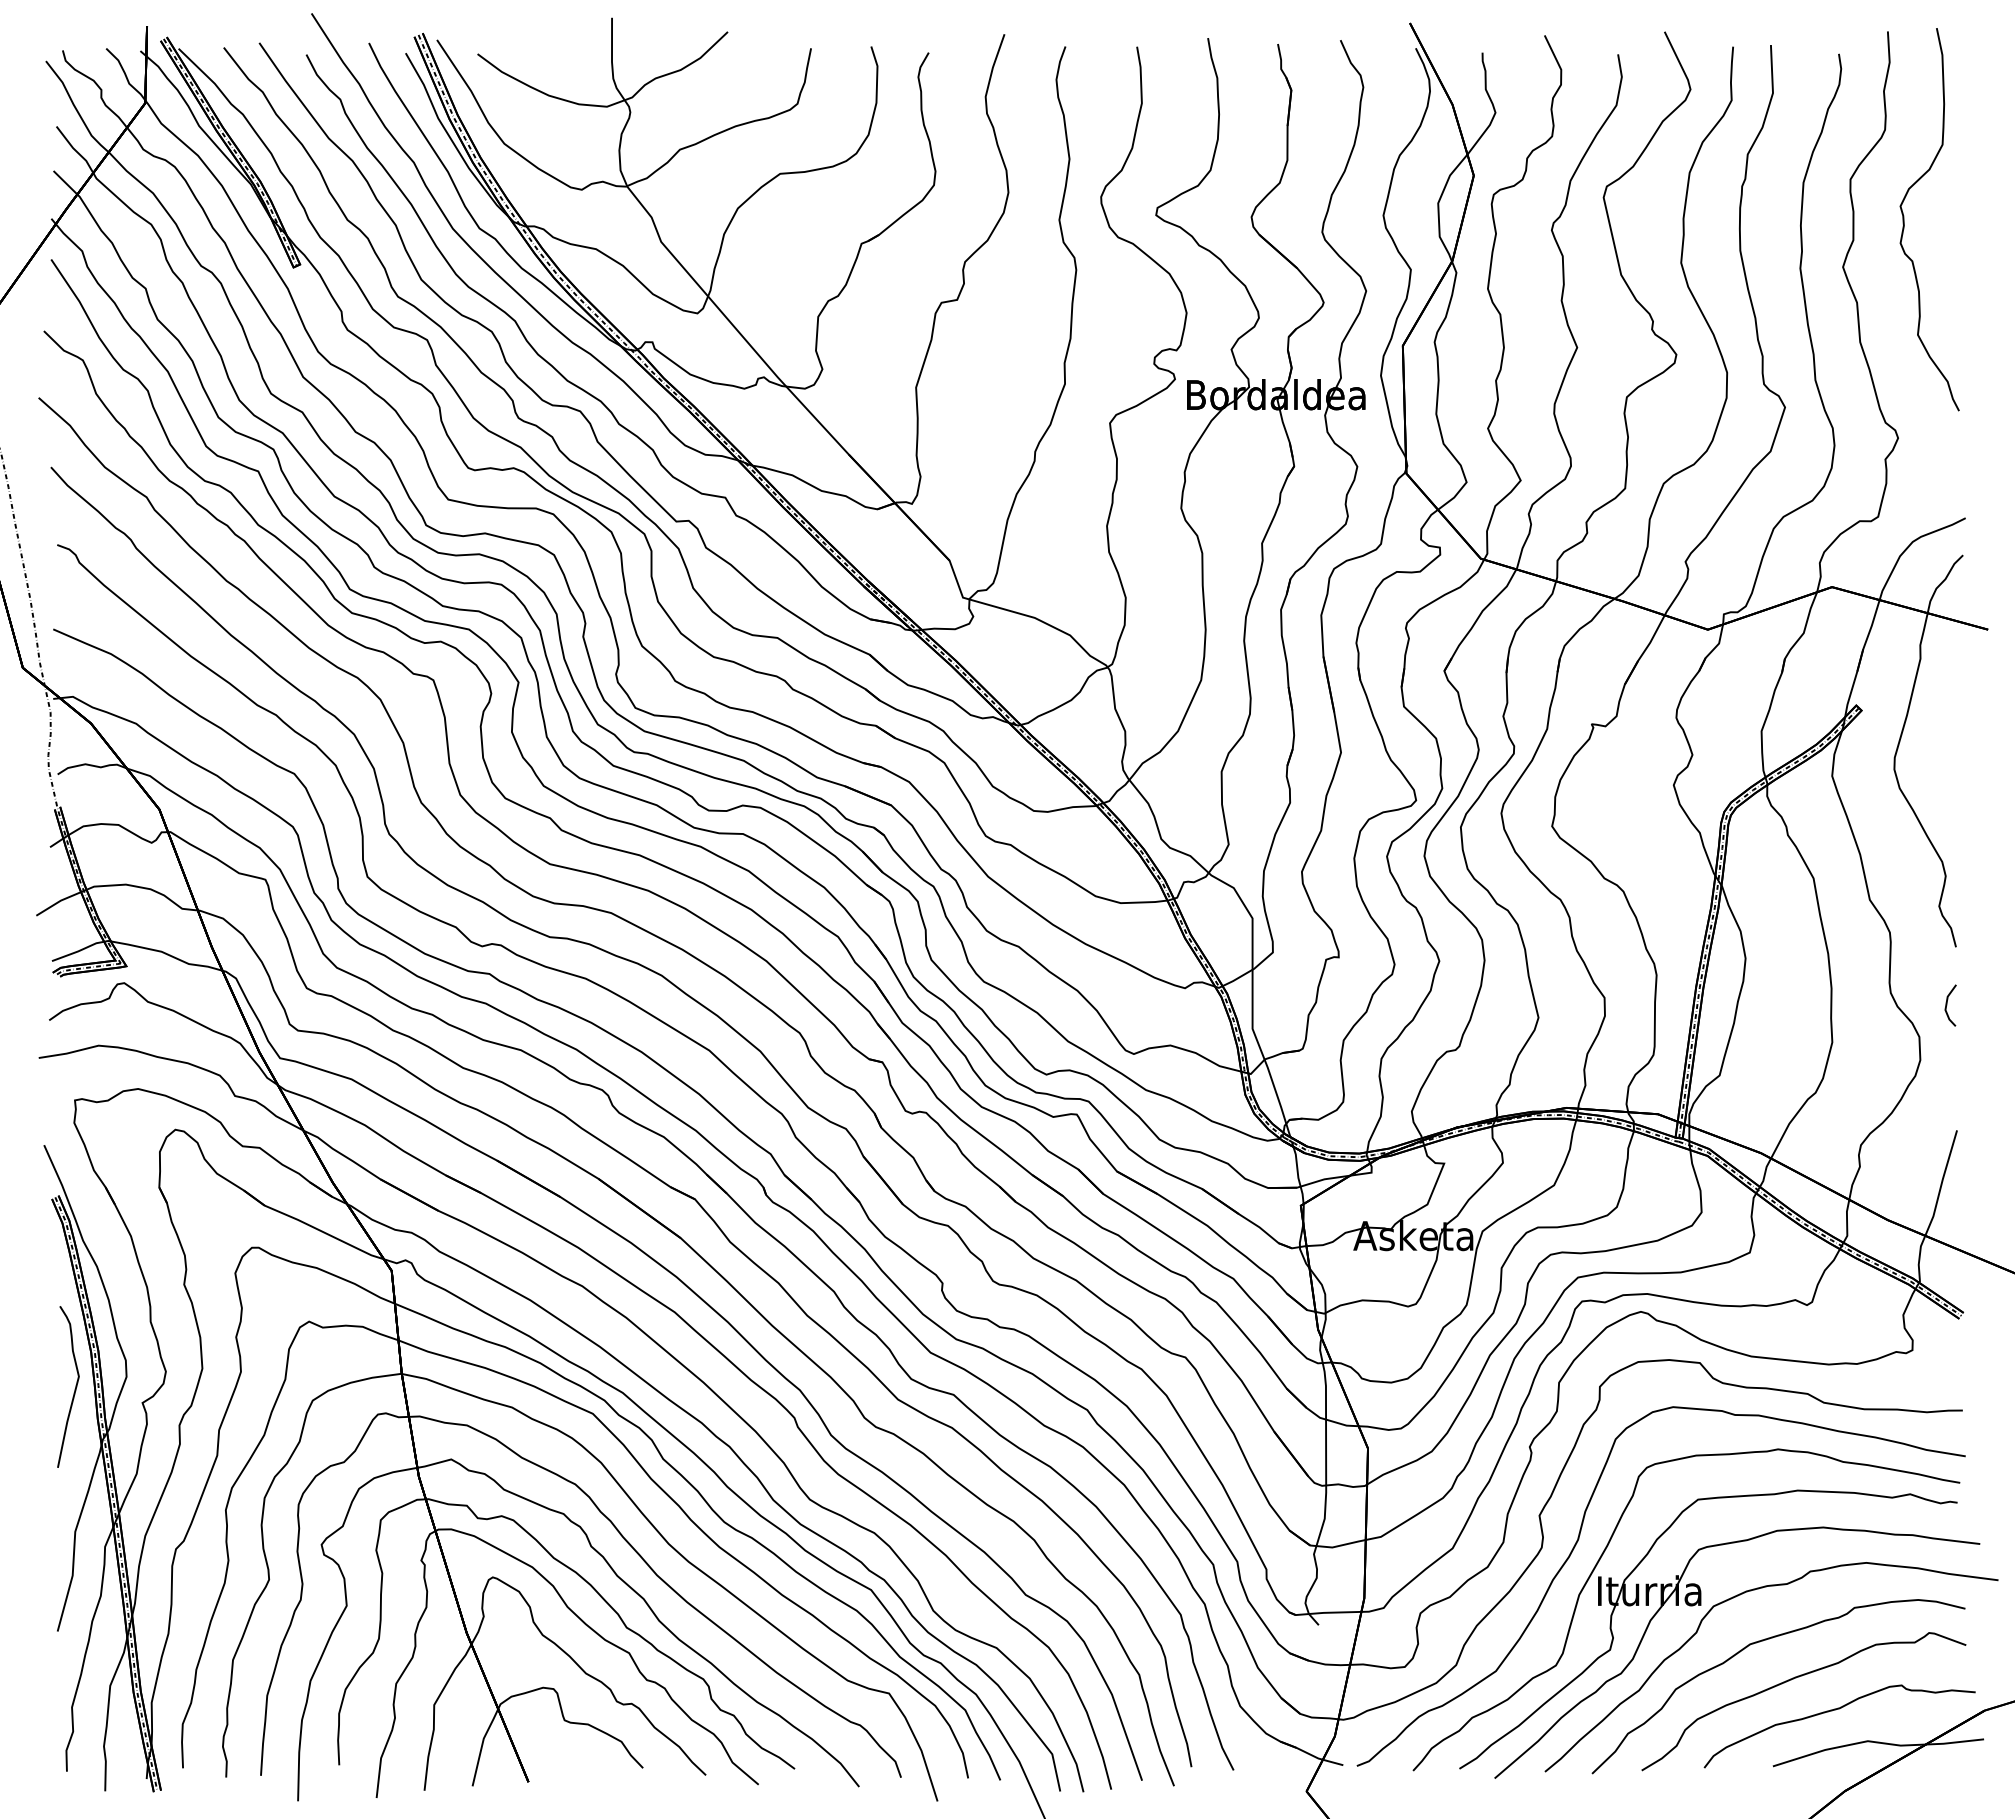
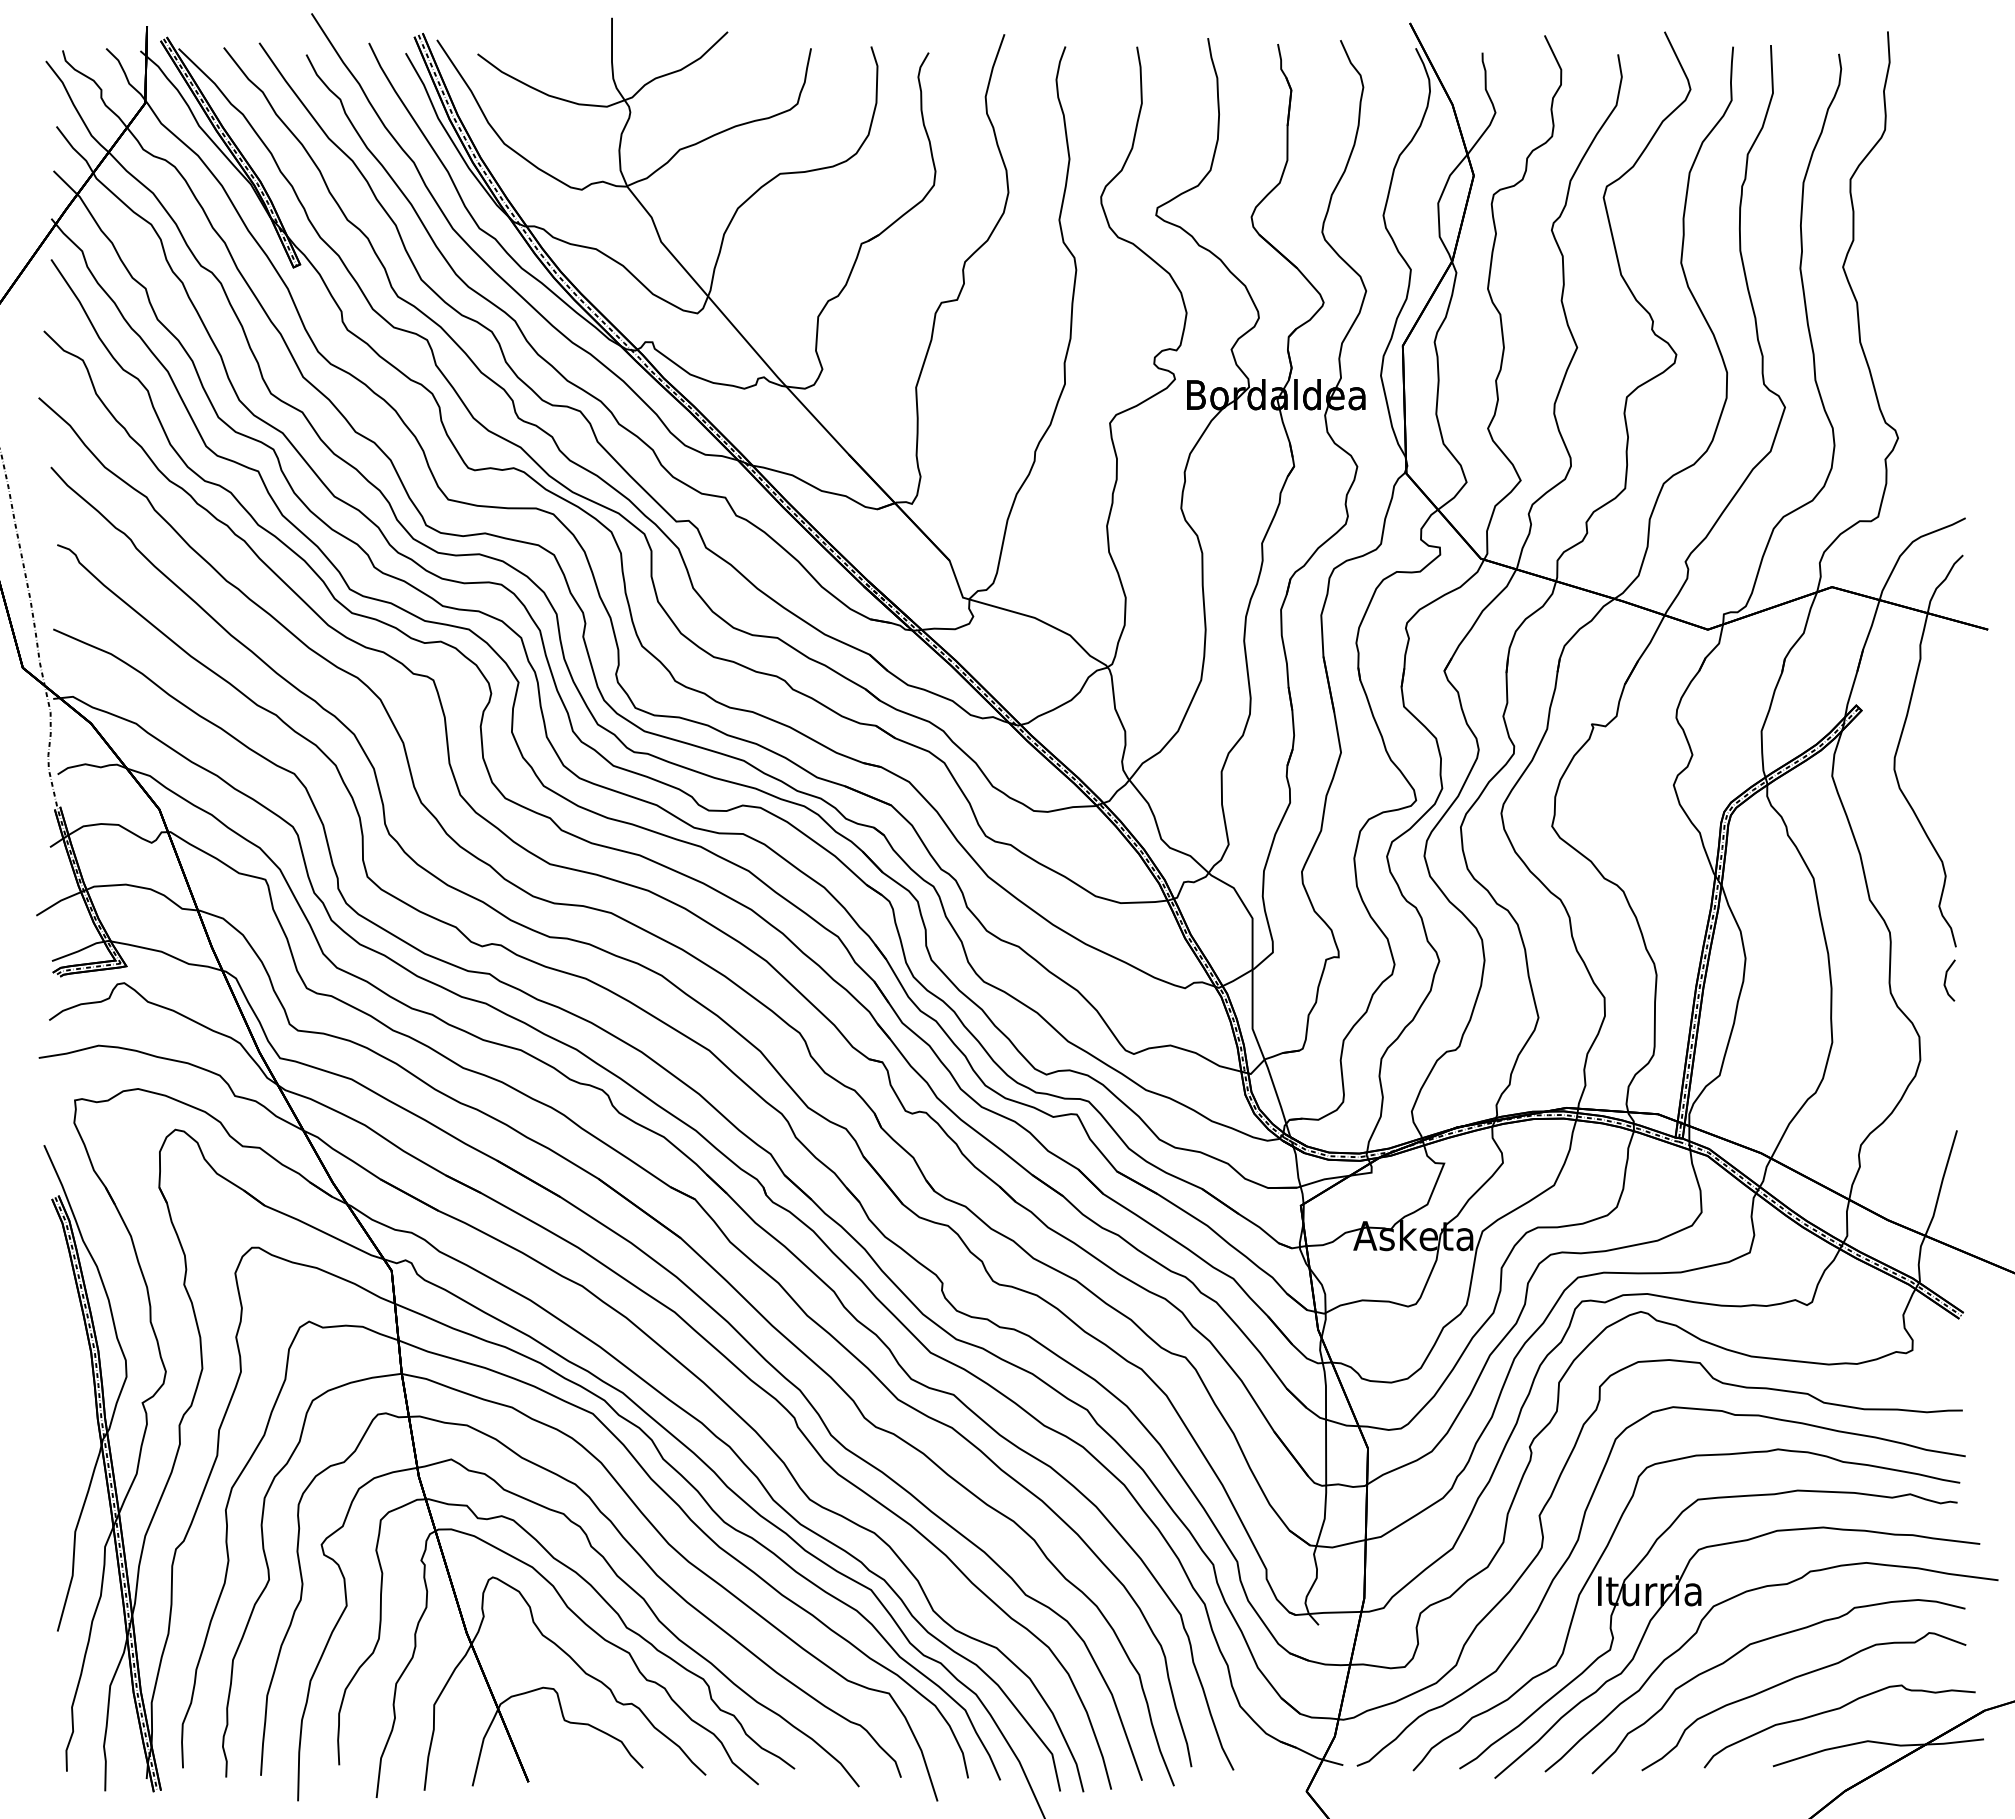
curve: present -> none (1904, 219)
line position: (1947, 1005) -> (1946, 980) (1946, 980)
curve: present -> none (74, 1389)
